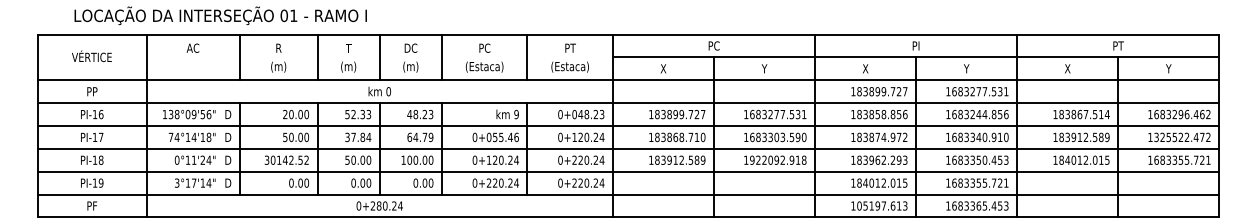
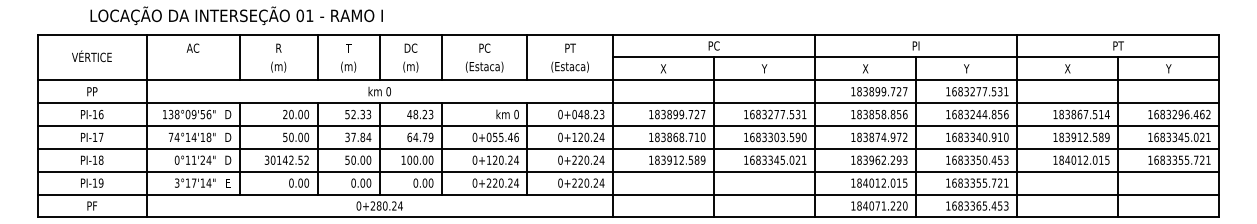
text position: (220, 15) -> (236, 15) (236, 15)
text: 9 -> 0 (516, 114)
text: 1325522.472 -> 1683345.021 (1182, 137)
text: 1922092.918 -> 1683345.021 (778, 159)
text: D -> E (228, 182)
text: 105197.613 -> 184071.220 (882, 205)
